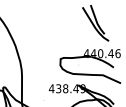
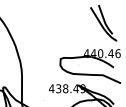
part position: (95, 23) -> (103, 23) (103, 23)
